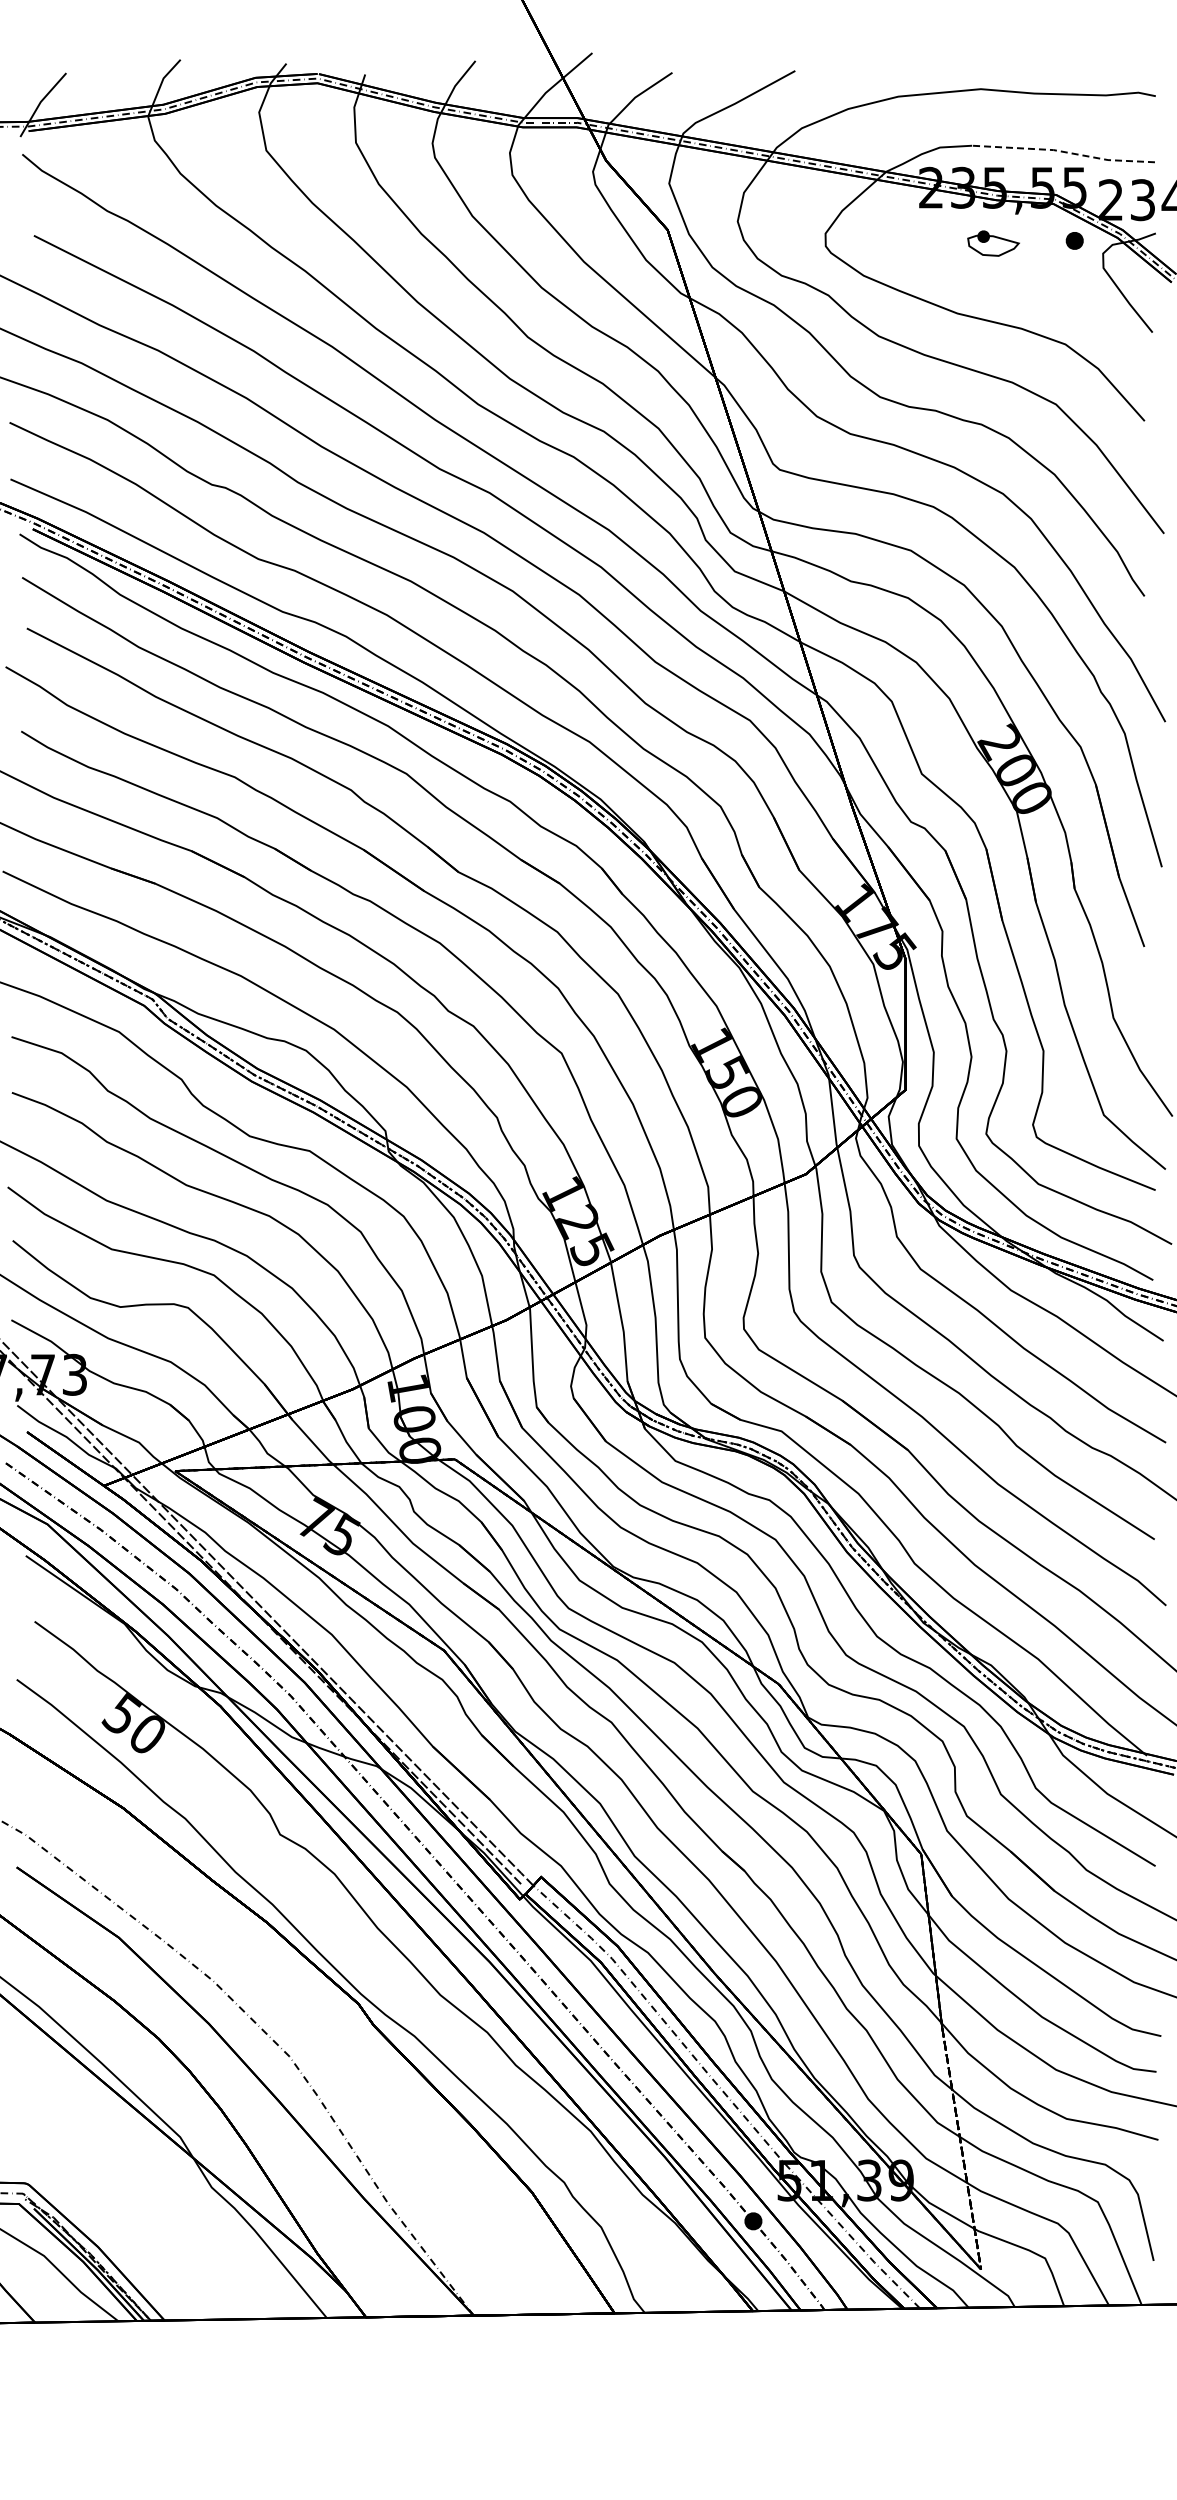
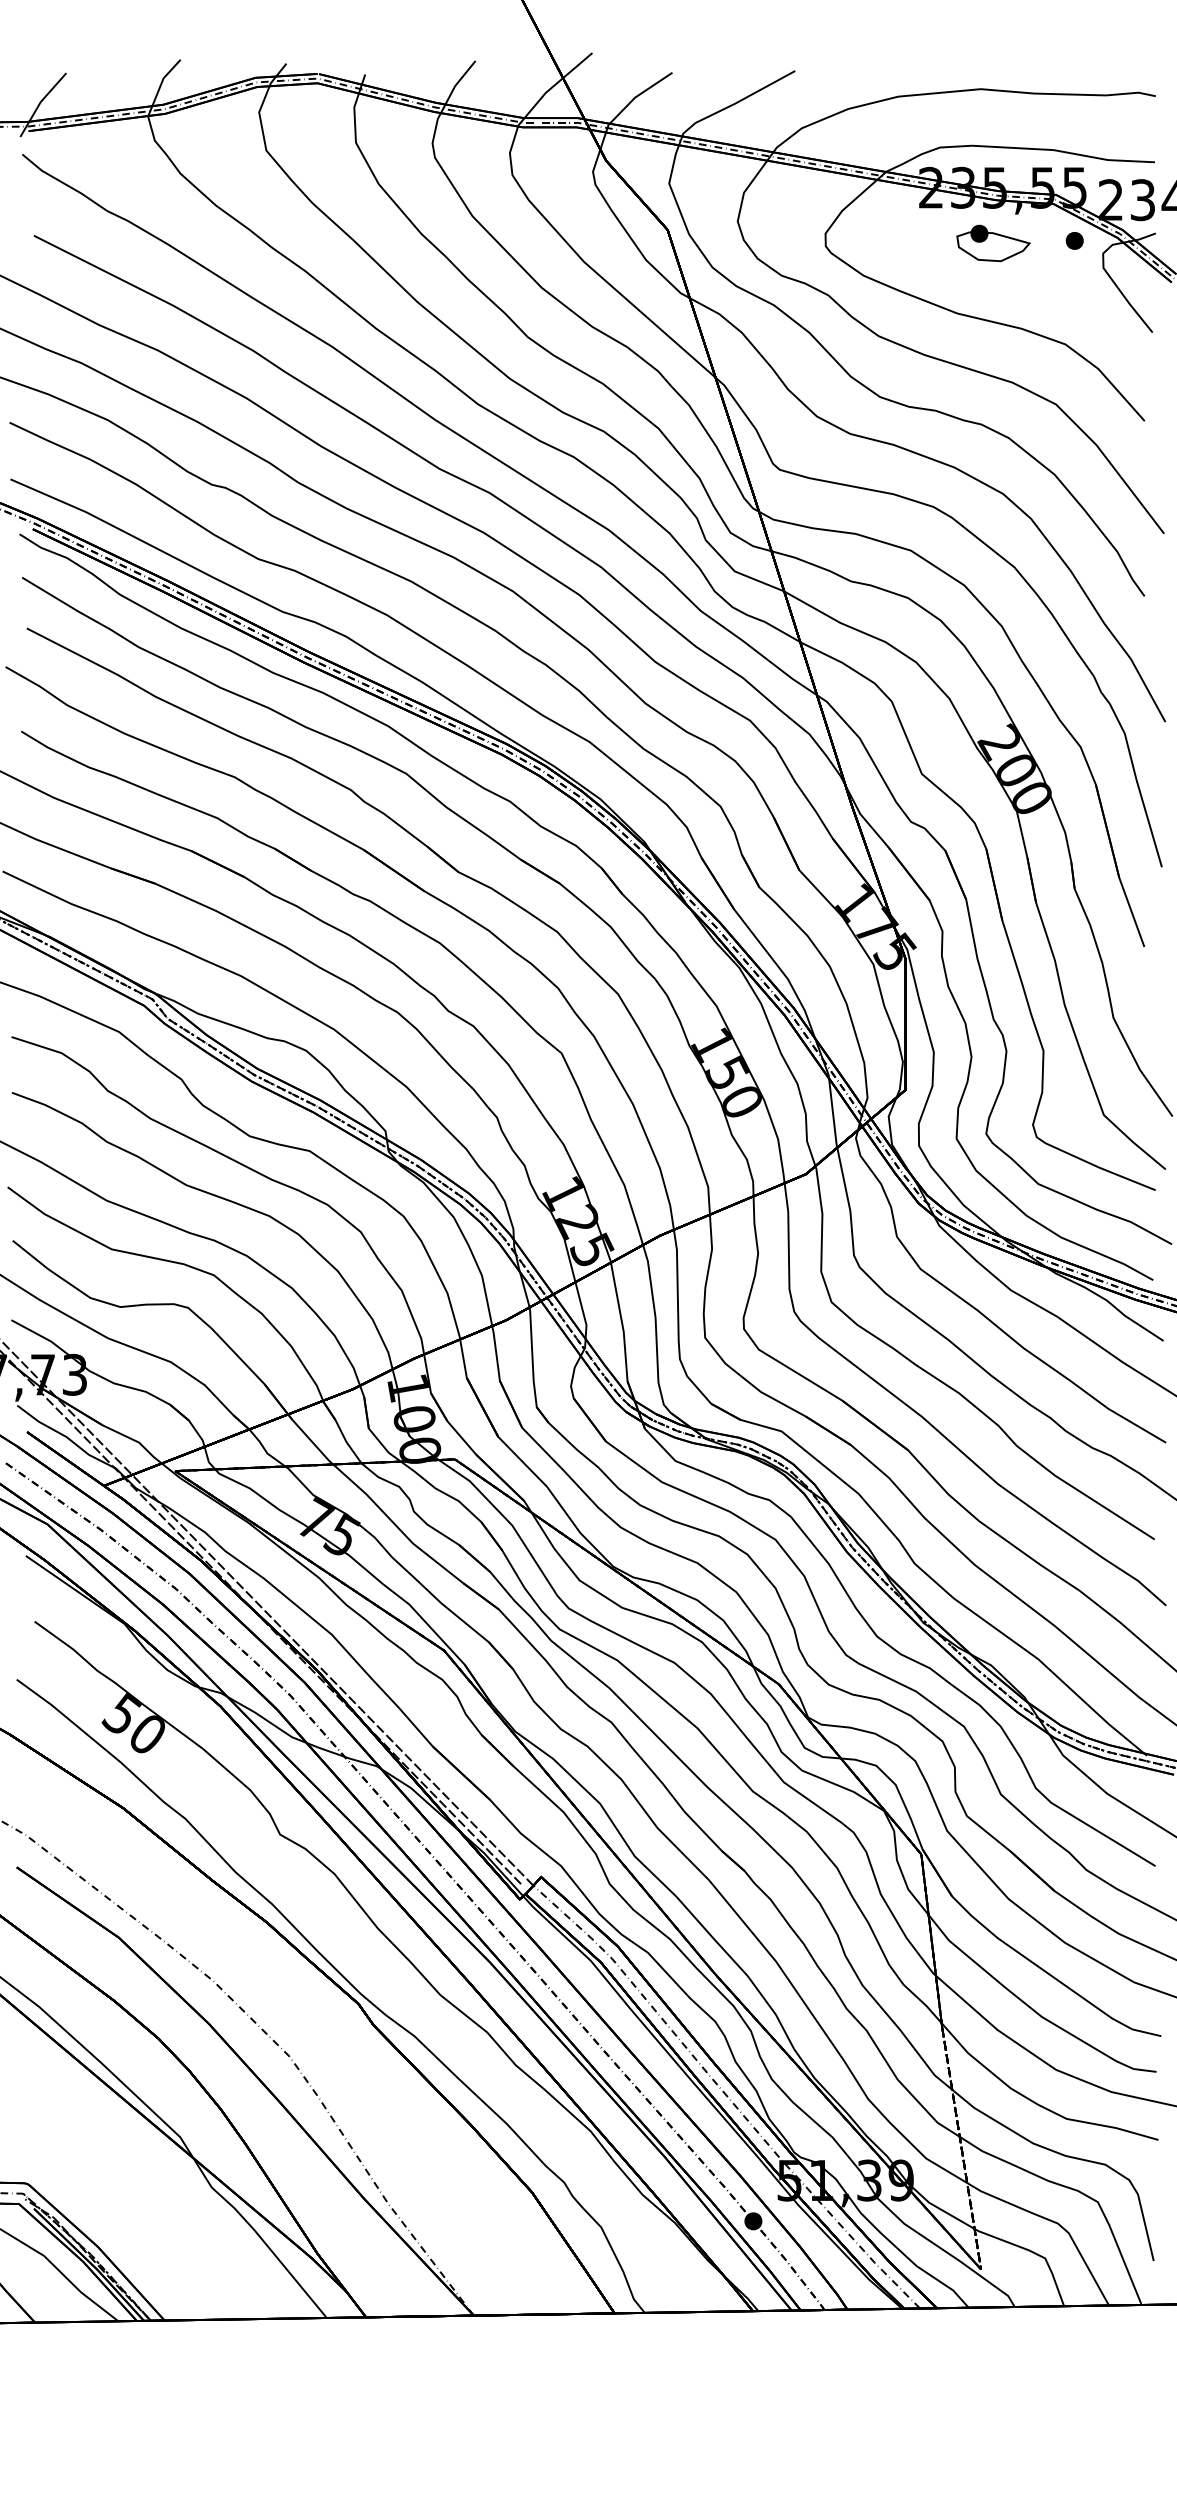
line: dashed -> solid (1064, 152)
part size: 53x27 px -> 75x39 px (993, 243)
